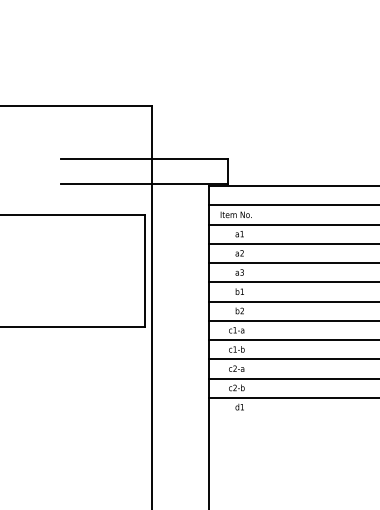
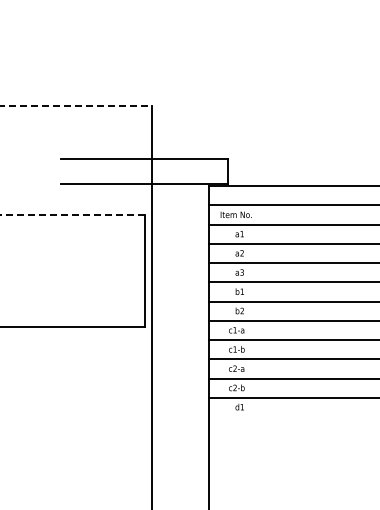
line: solid -> dashed (76, 105)
line: solid -> dashed (72, 215)
